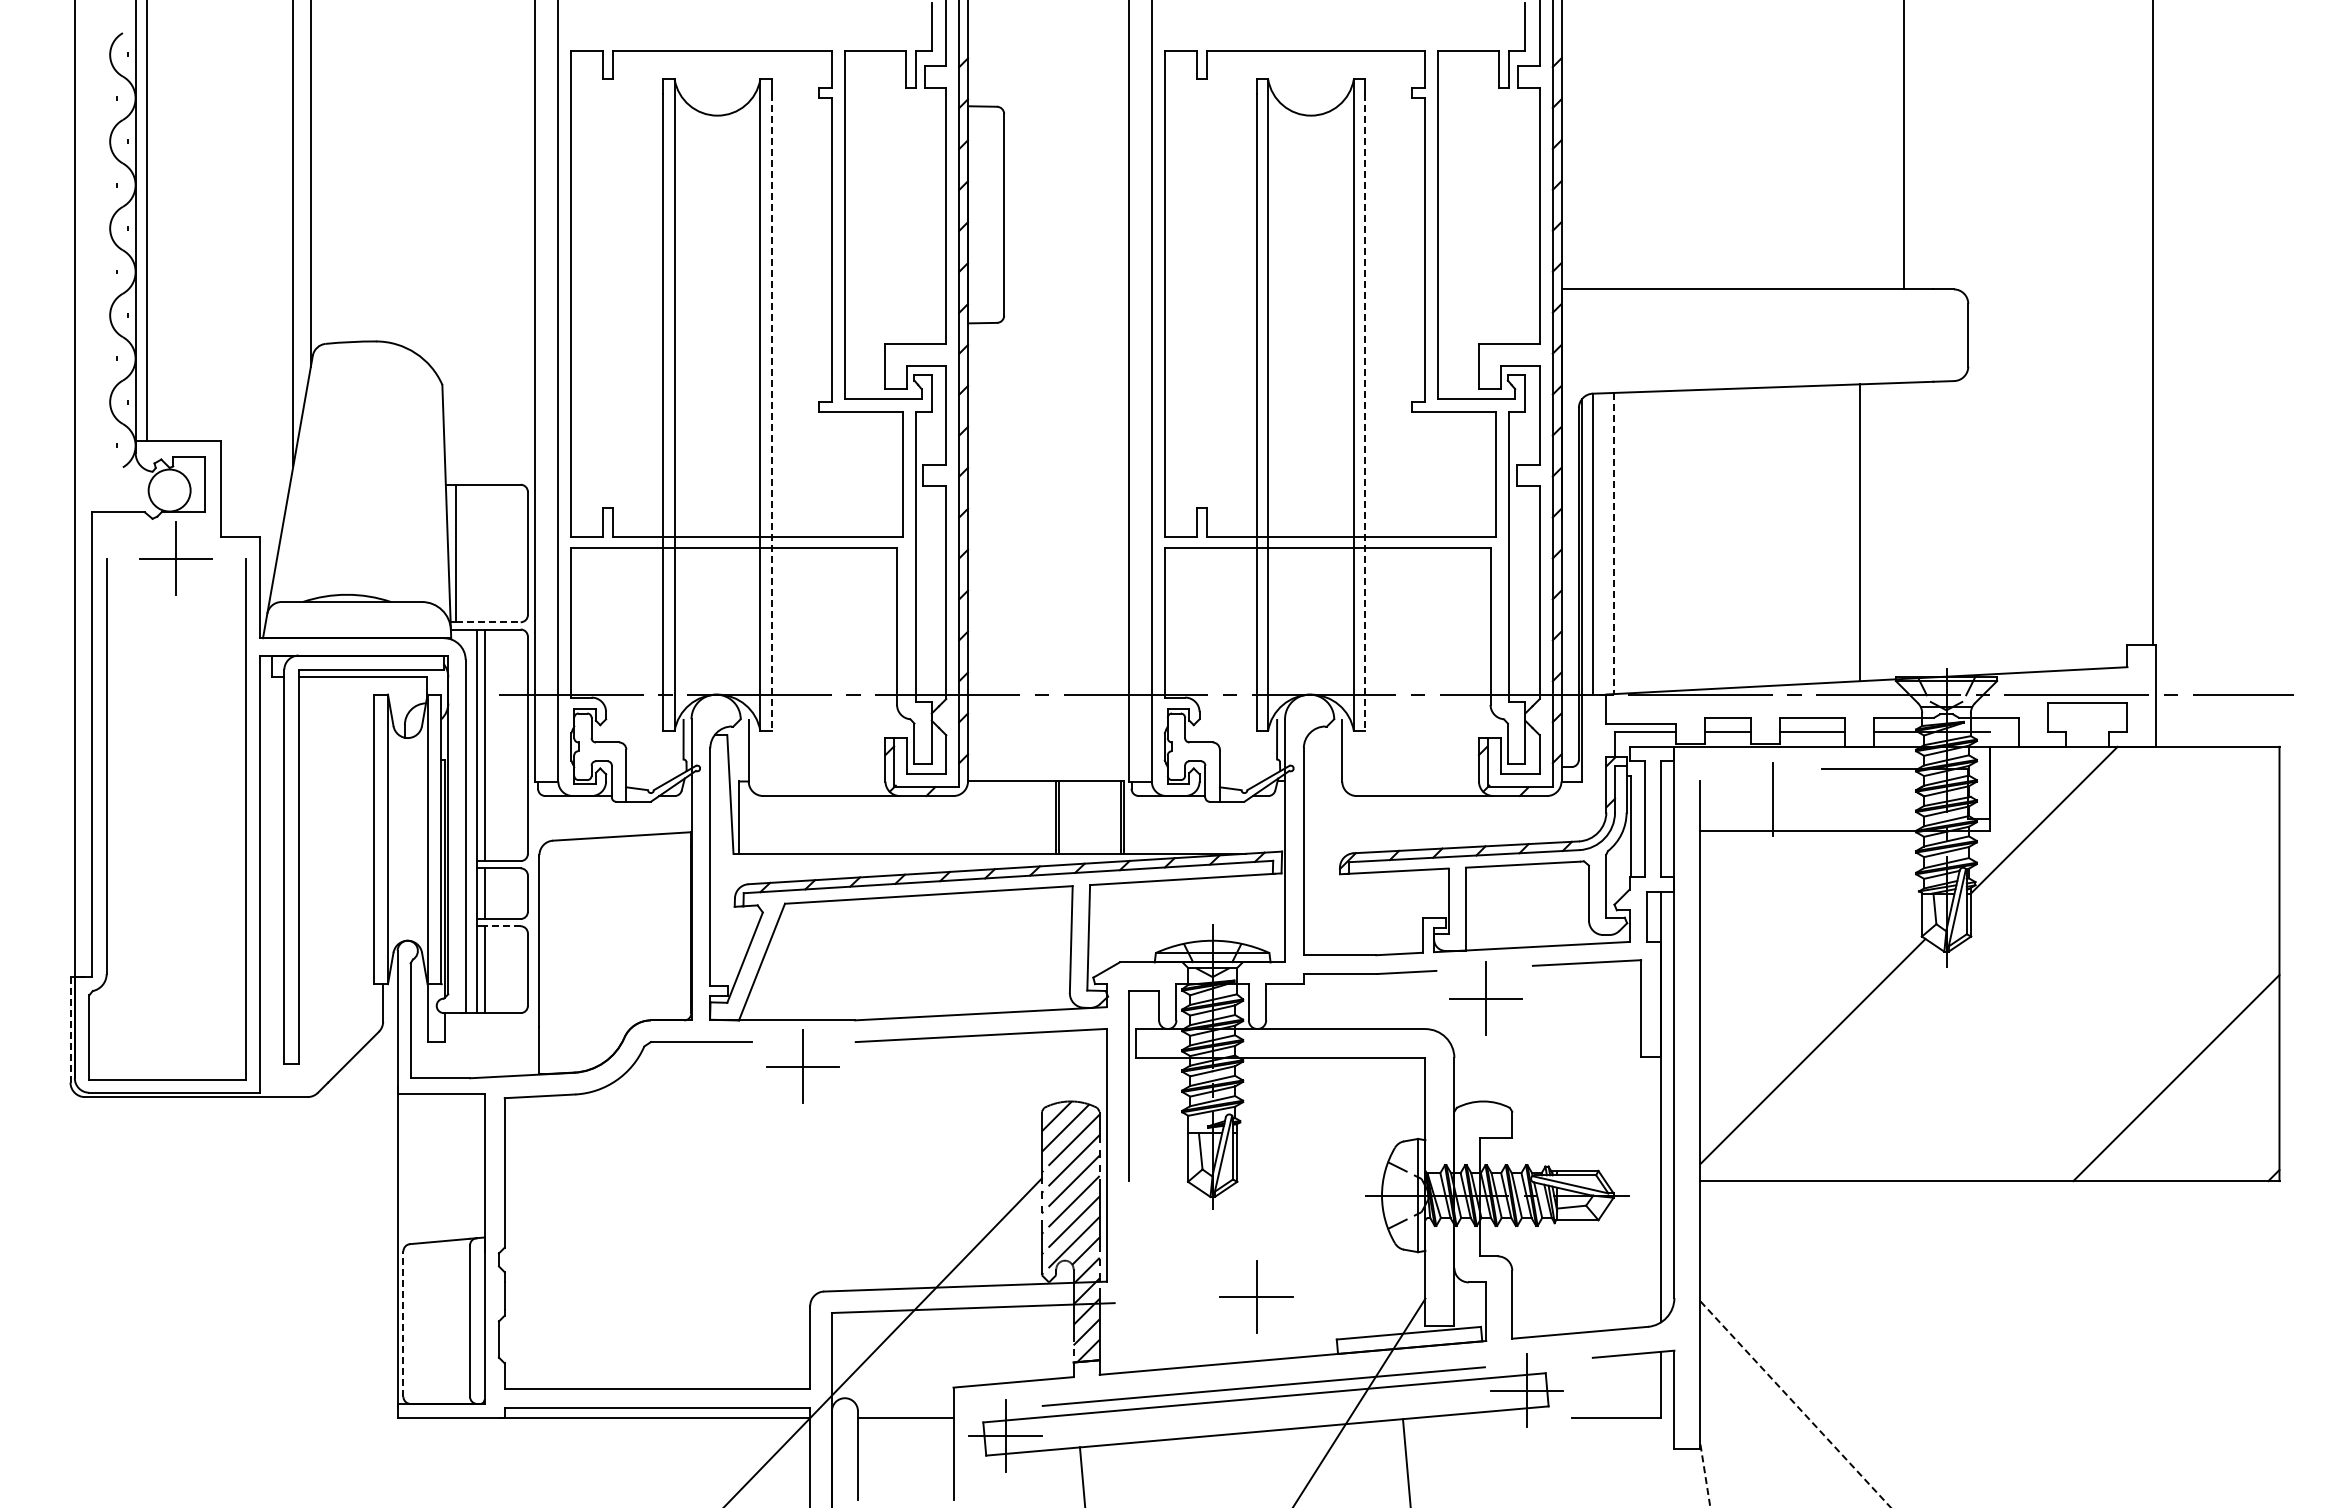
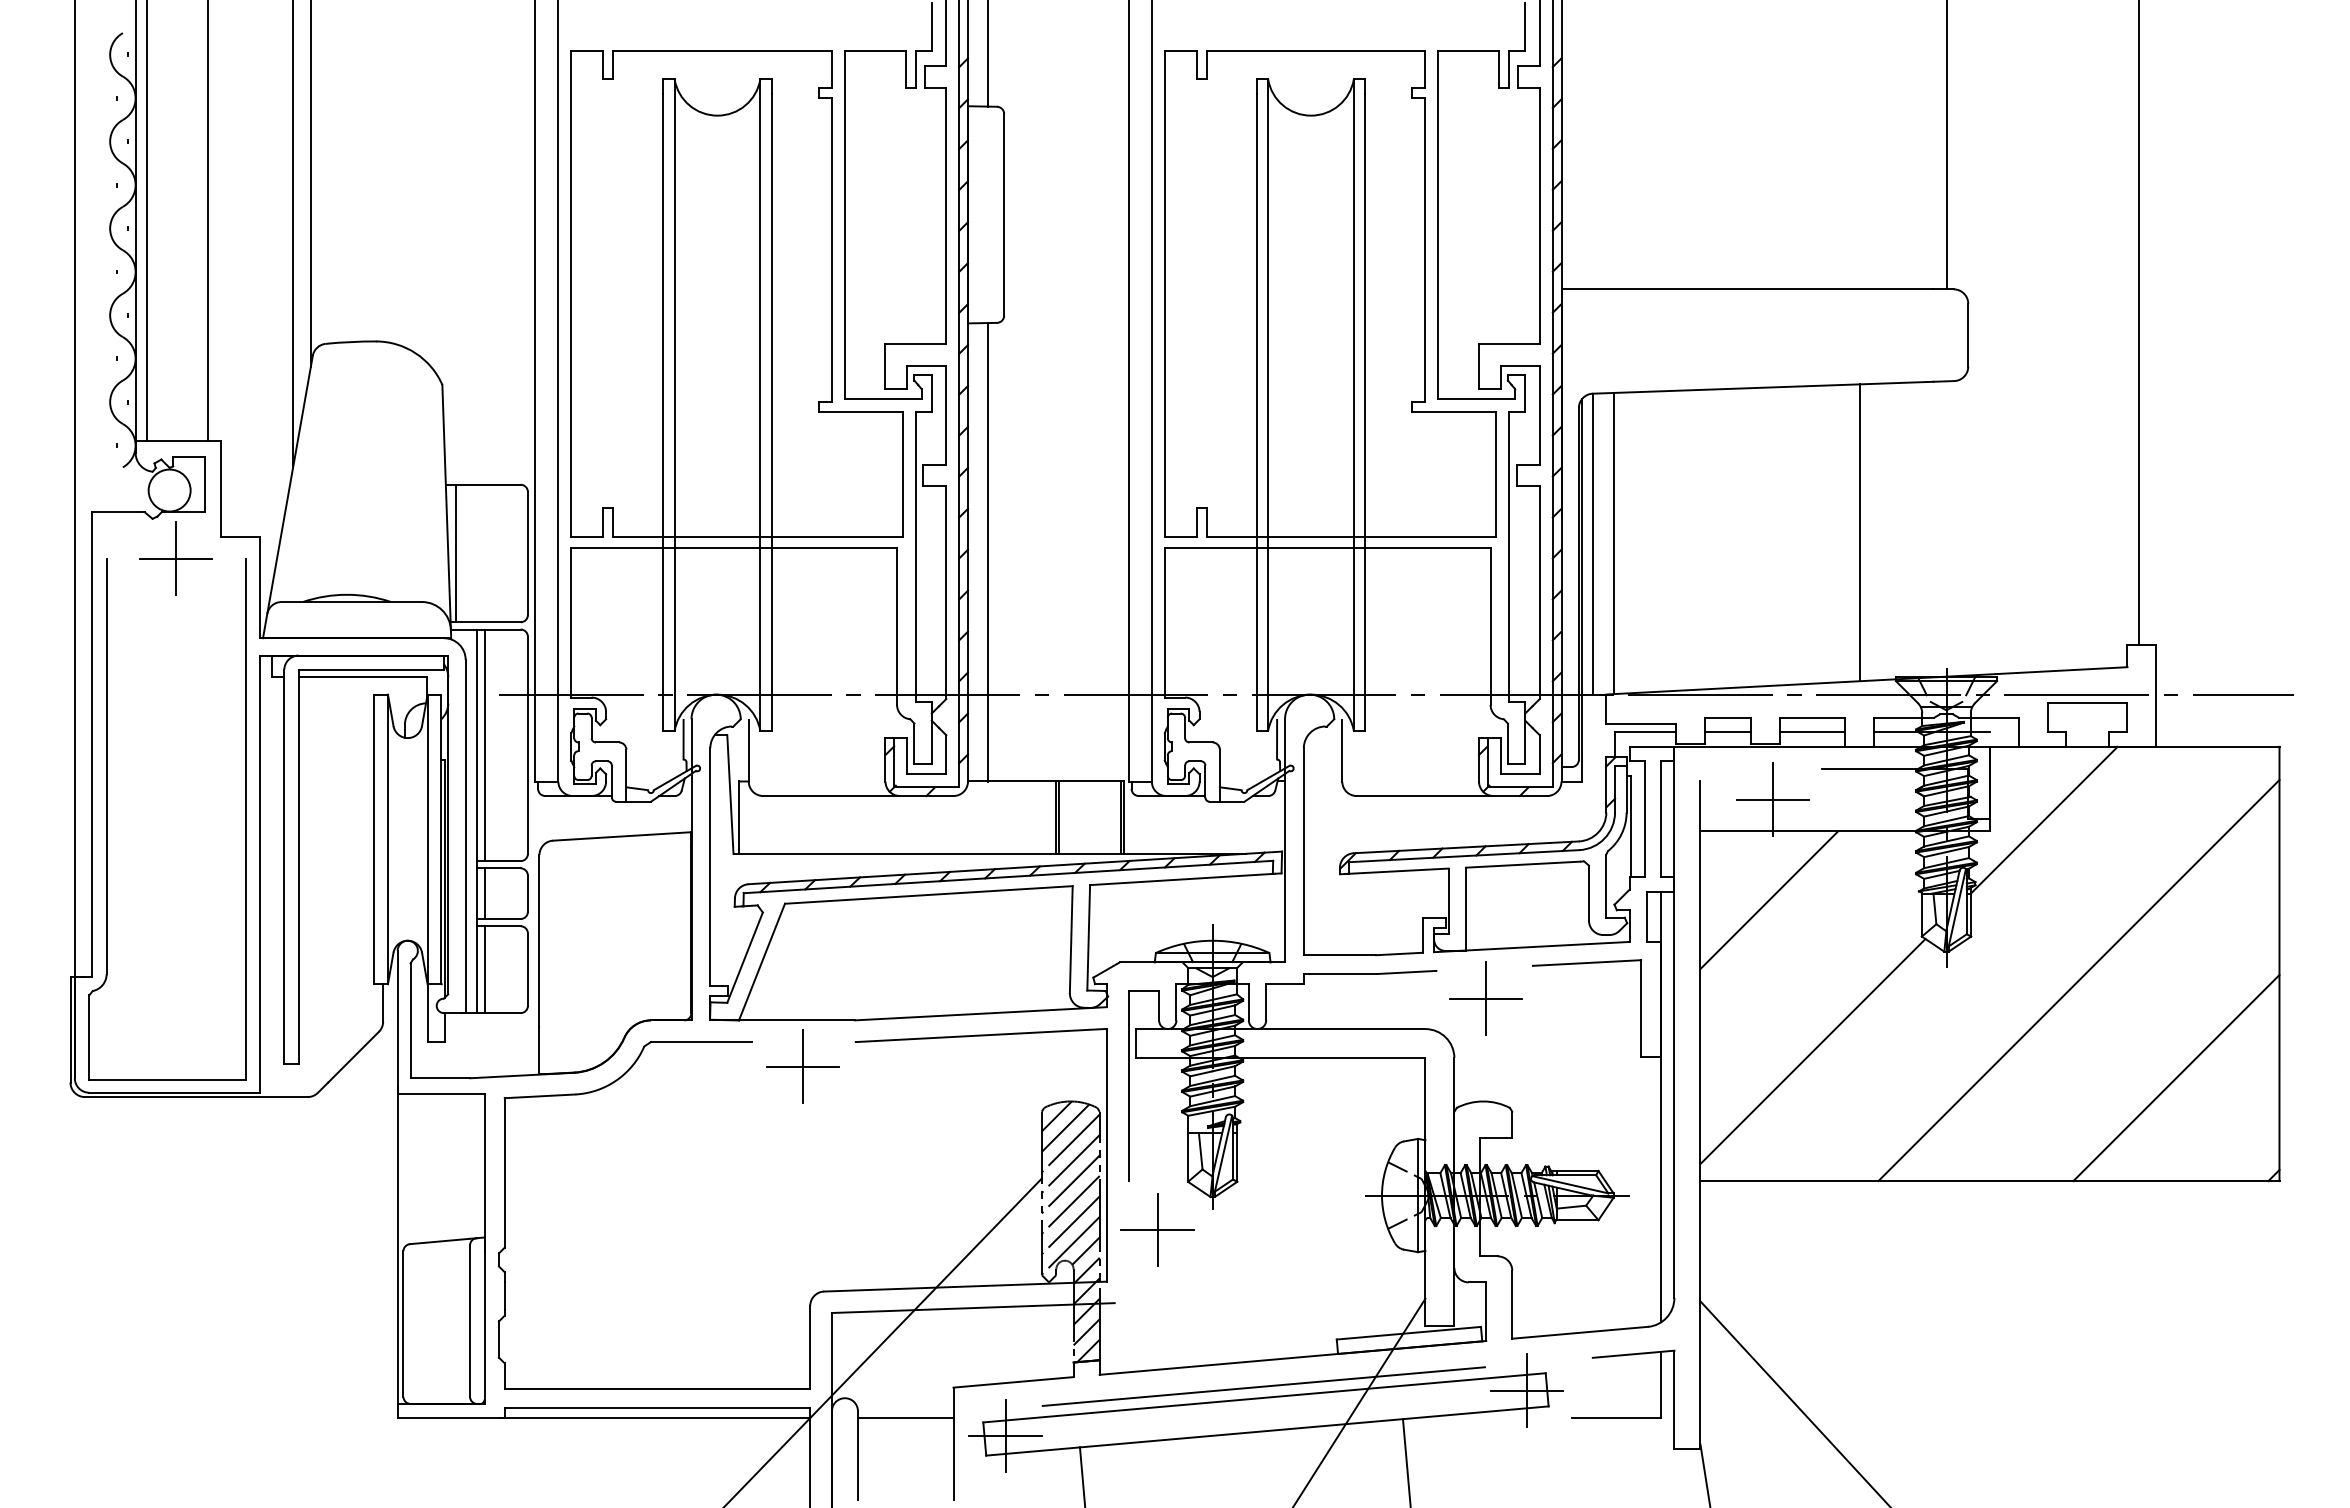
line: none -> present (988, 54)
line position: (1903, 145) -> (1946, 145) (1946, 145)
line: none -> present (208, 221)
line position: (2153, 323) -> (2139, 323) (2139, 323)
line: dashed -> solid (771, 412)
line: dashed -> solid (1365, 412)
line: dashed -> solid (1613, 543)
line: none -> present (988, 552)
line: dashed -> solid (488, 622)
line: none -> present (1772, 799)
line: none -> present (1769, 900)
line: dashed -> solid (502, 926)
line: none -> present (2078, 980)
line: dashed -> solid (70, 1029)
part position: (1256, 1296) -> (1157, 1229) (1157, 1229)
line: dashed -> solid (403, 1324)
line: dashed -> solid (1796, 1404)
line: dashed -> solid (1705, 1476)
